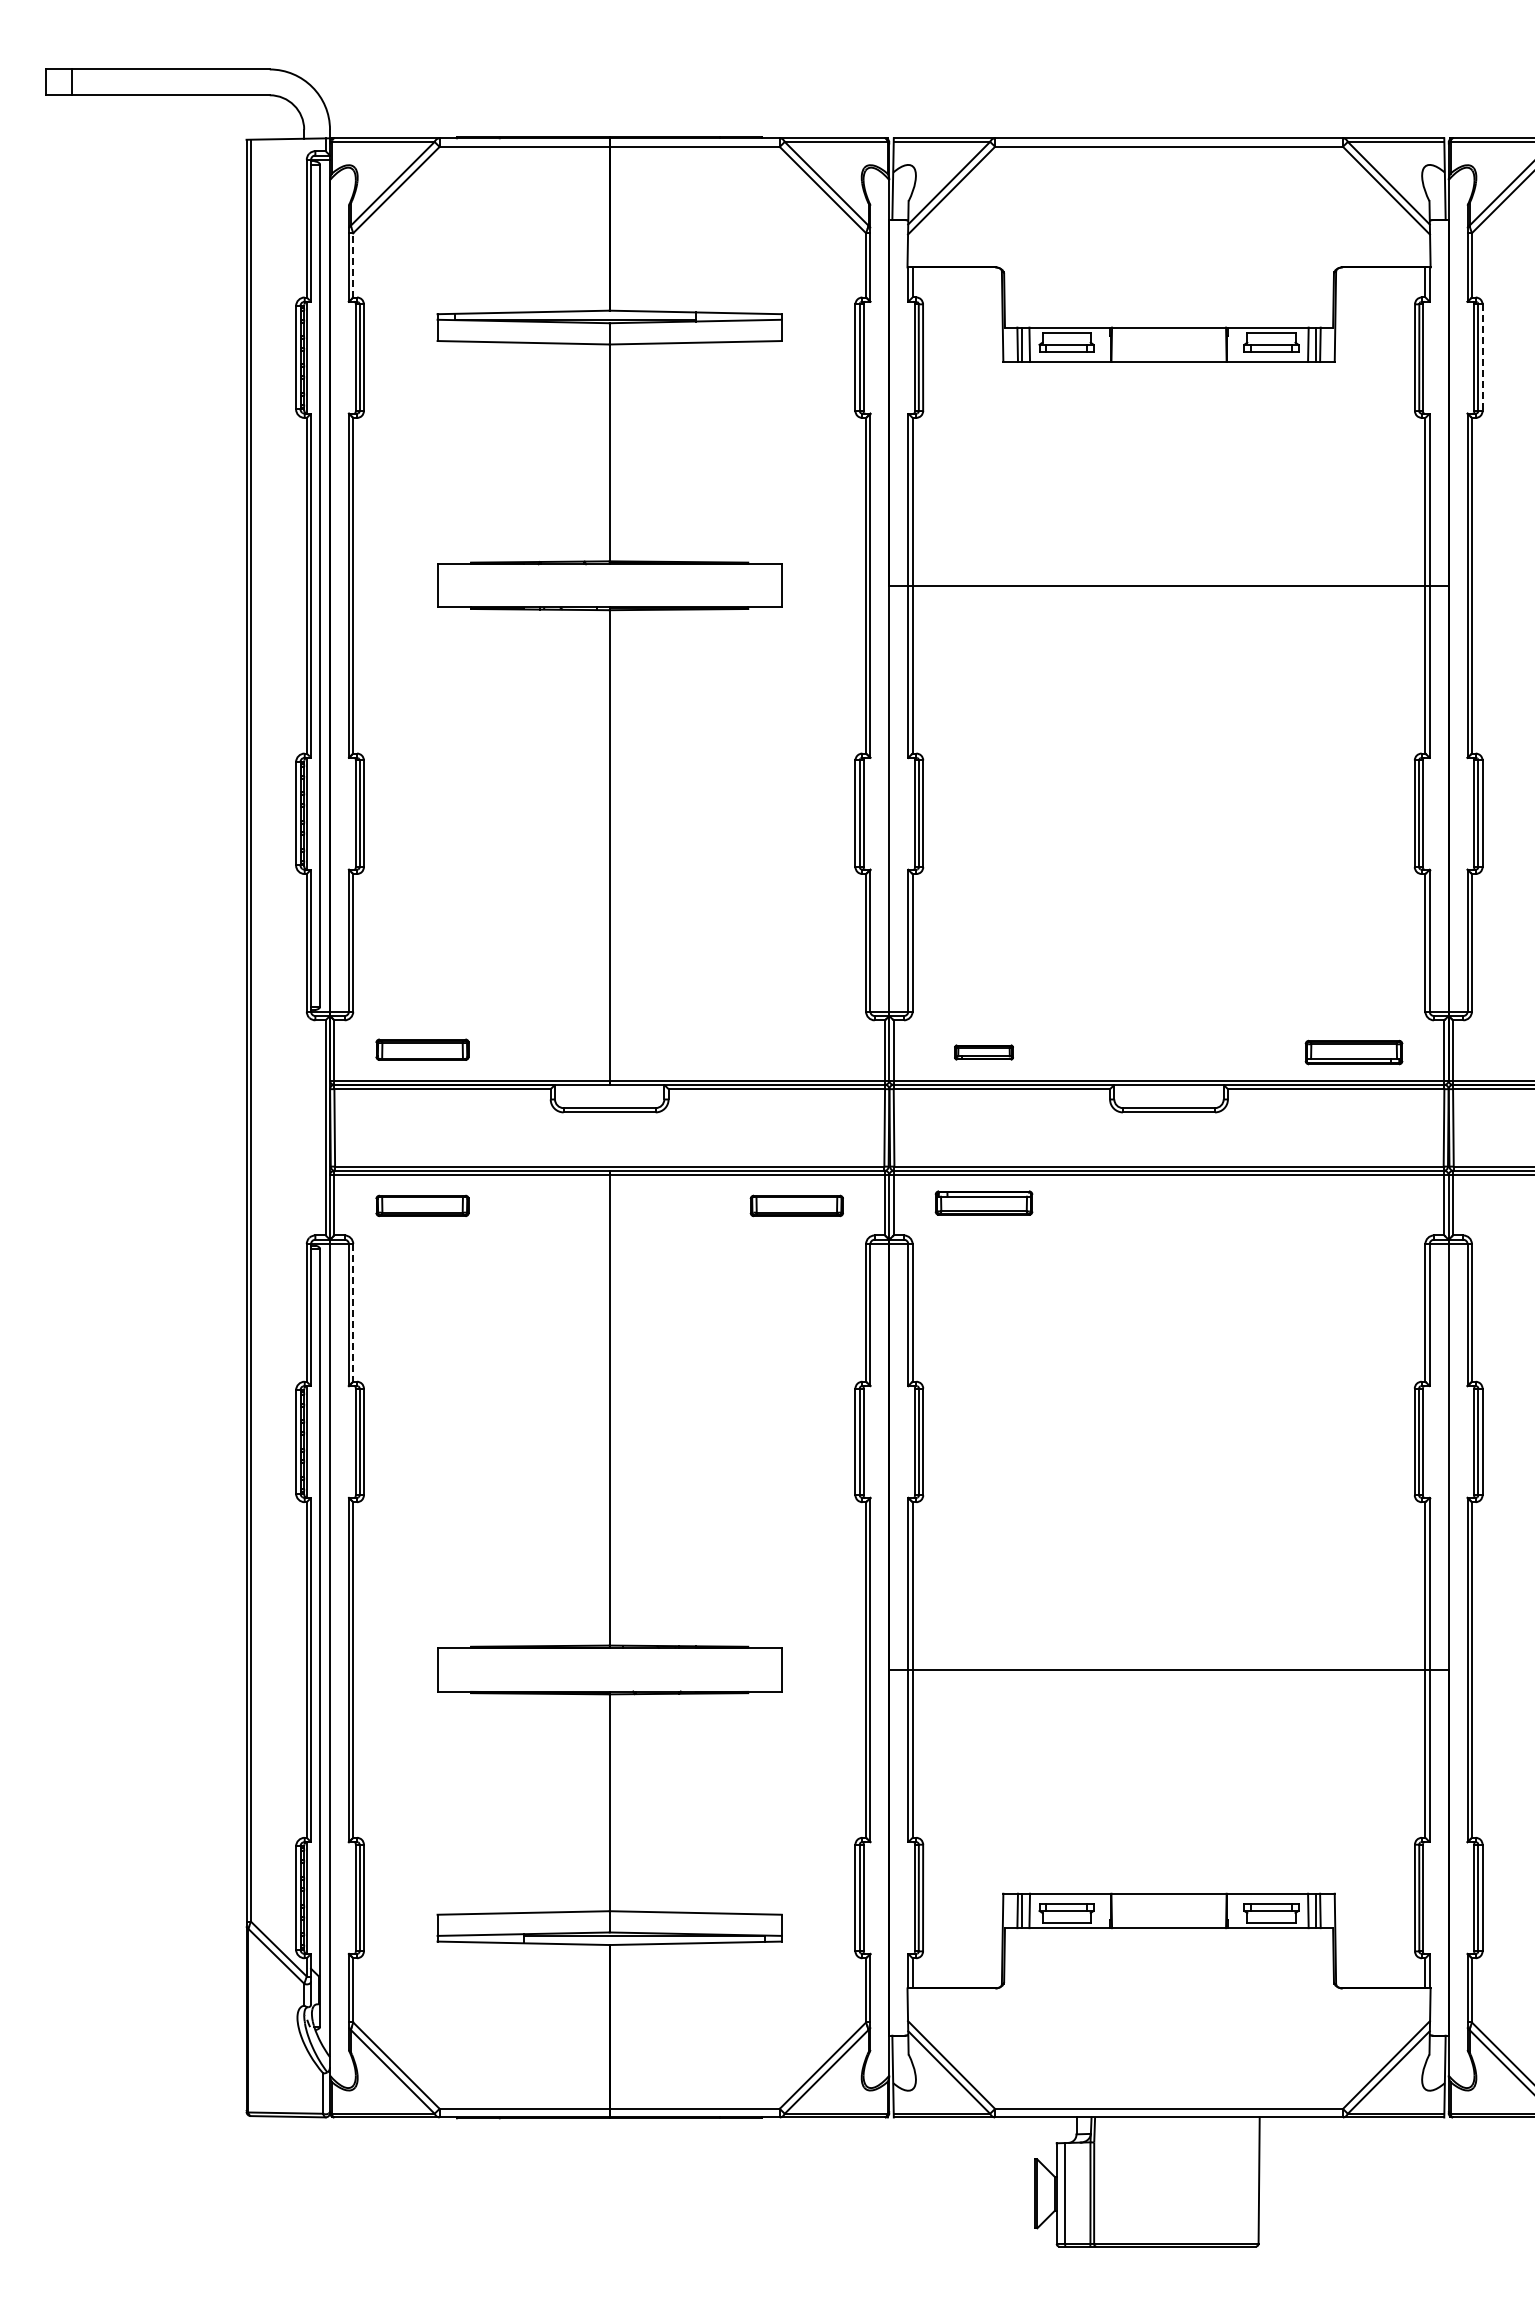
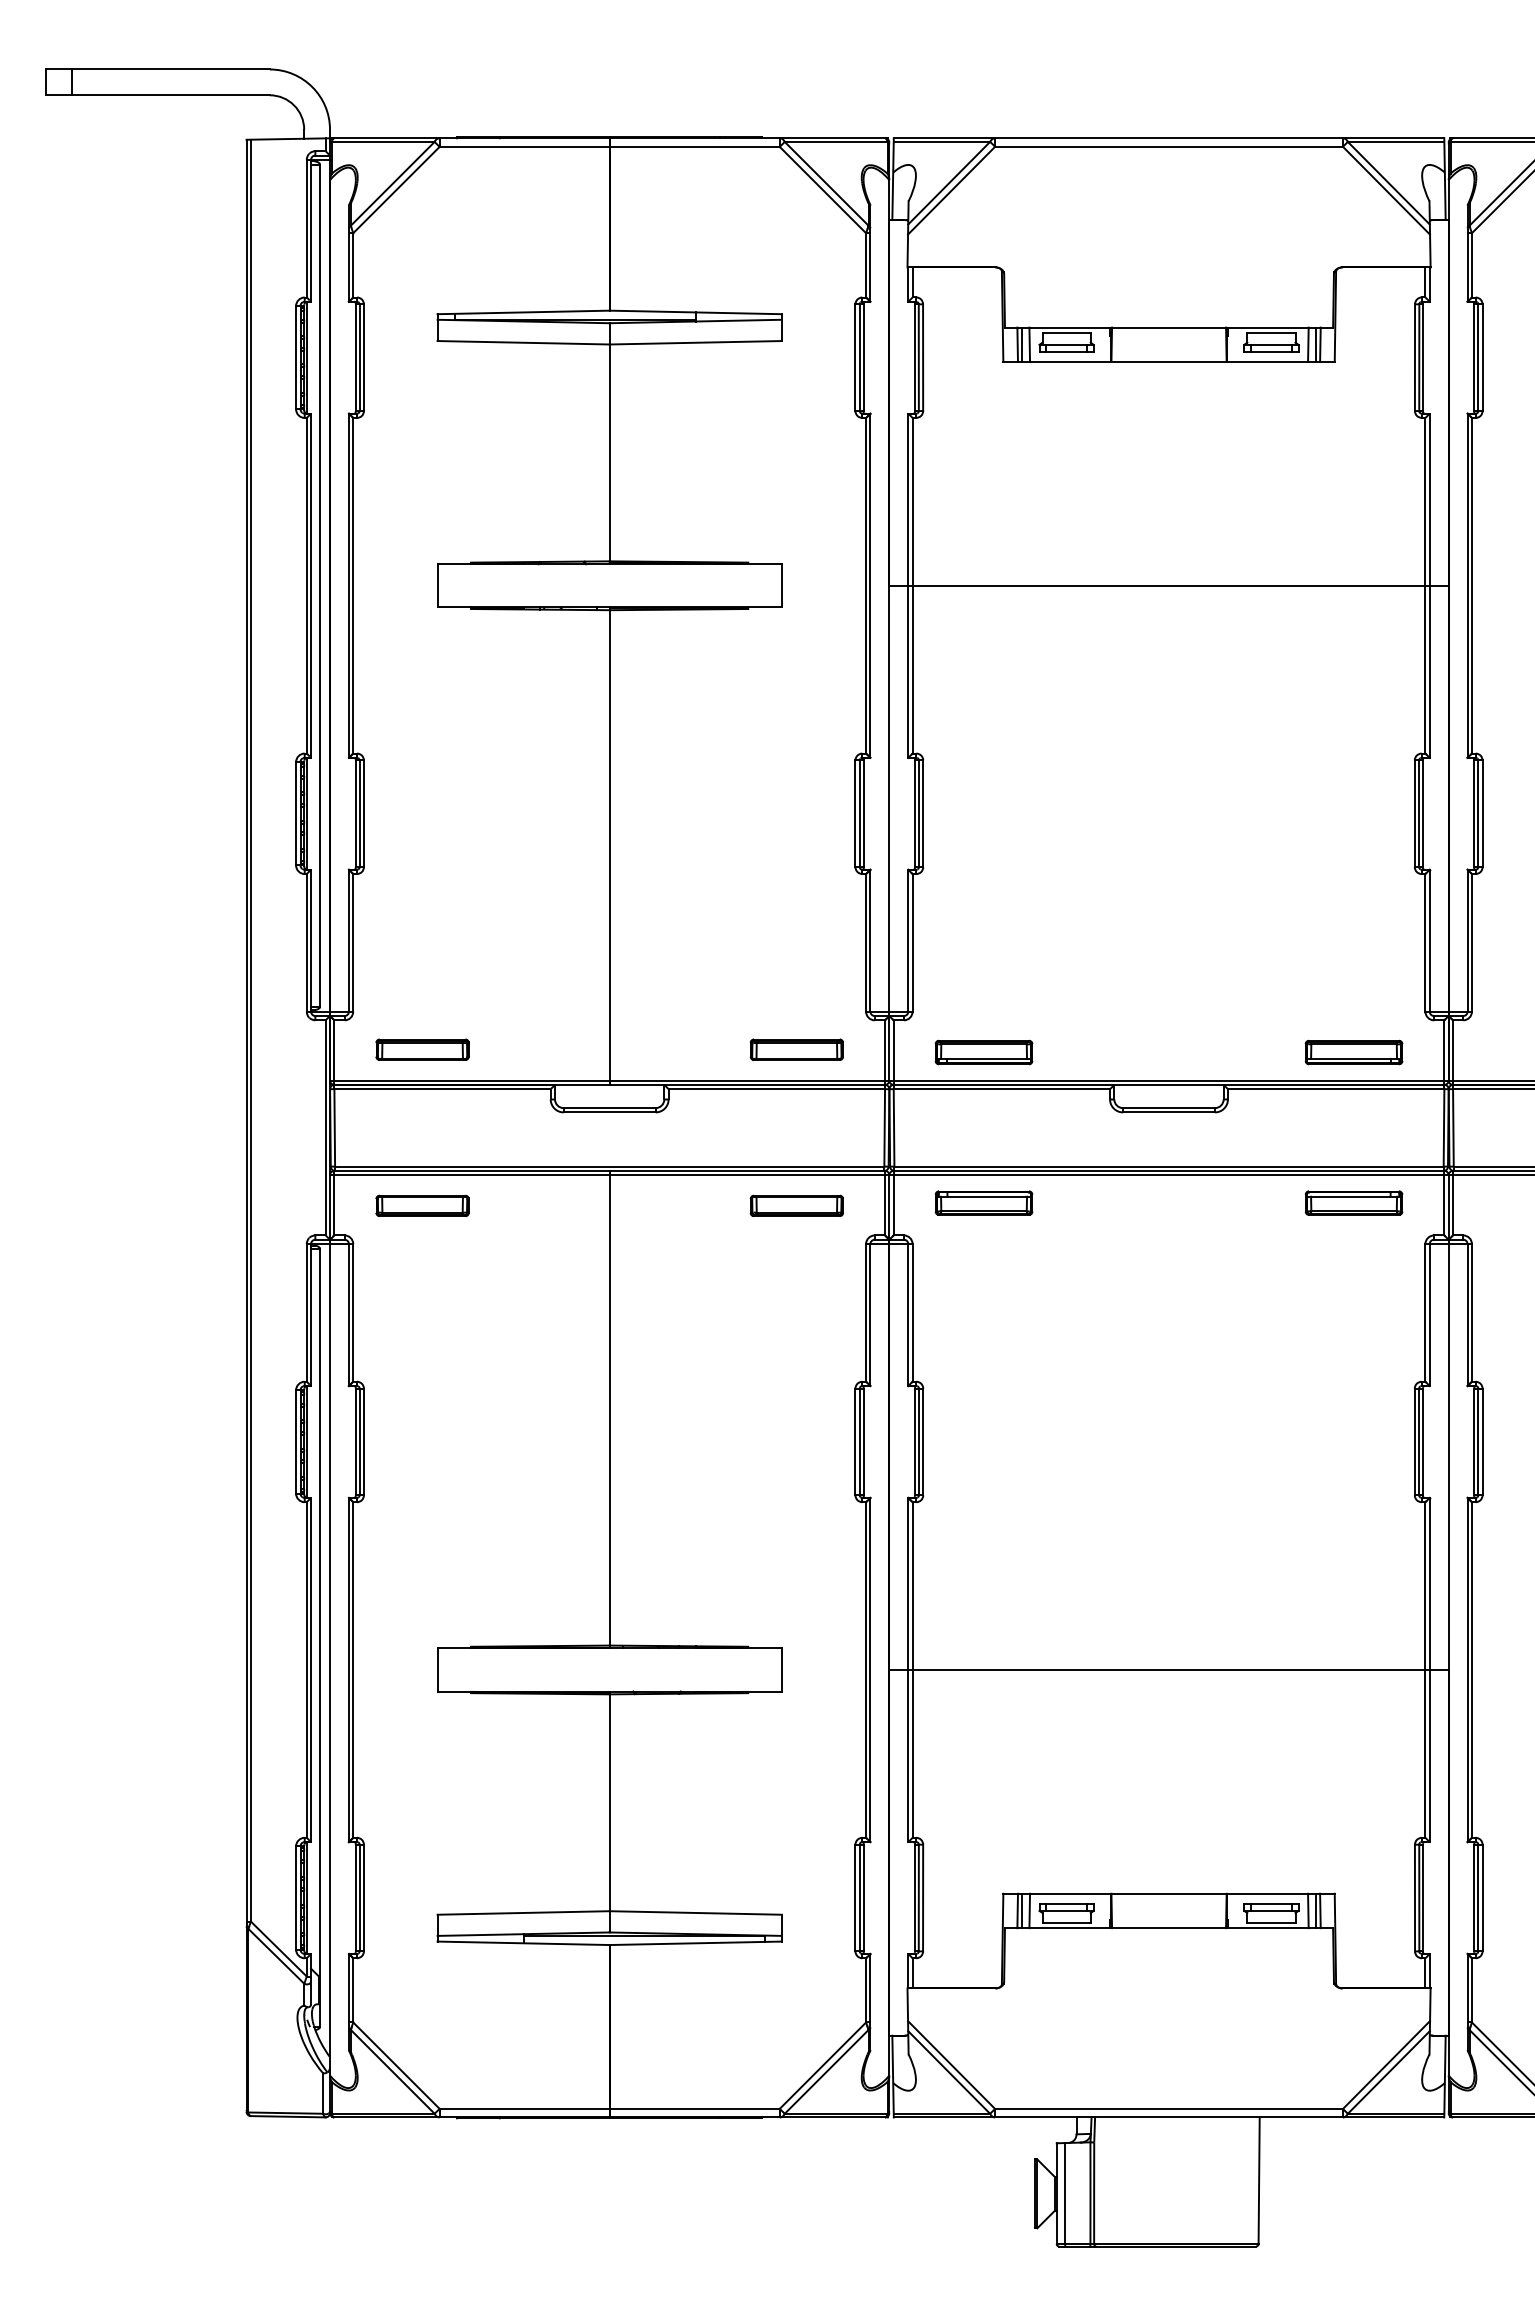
line: dashed -> solid (353, 264)
line: dashed -> solid (1482, 358)
part: none -> present (796, 1049)
part size: 60x17 px -> 100x27 px (983, 1052)
part: none -> present (1353, 1202)
line: dashed -> solid (353, 1312)
